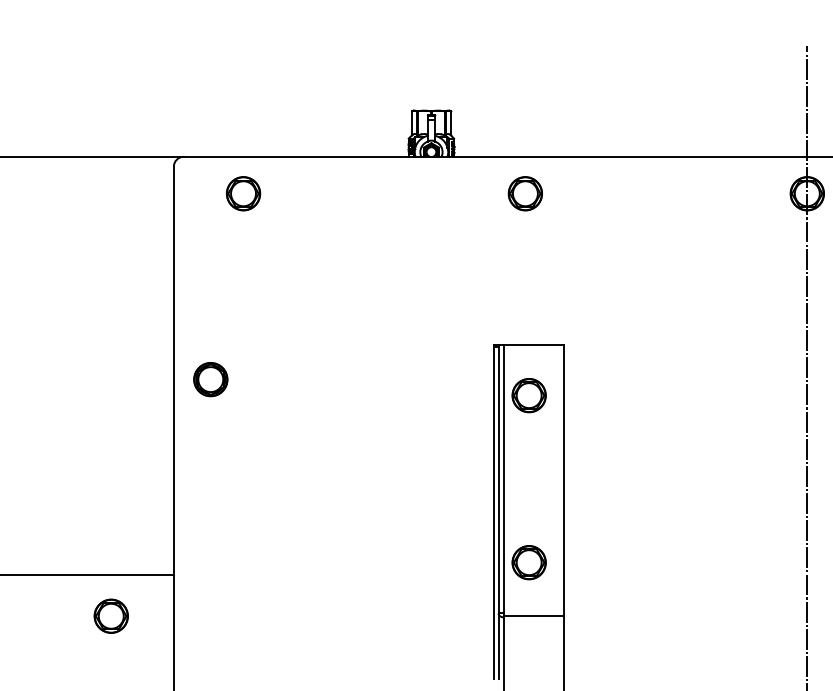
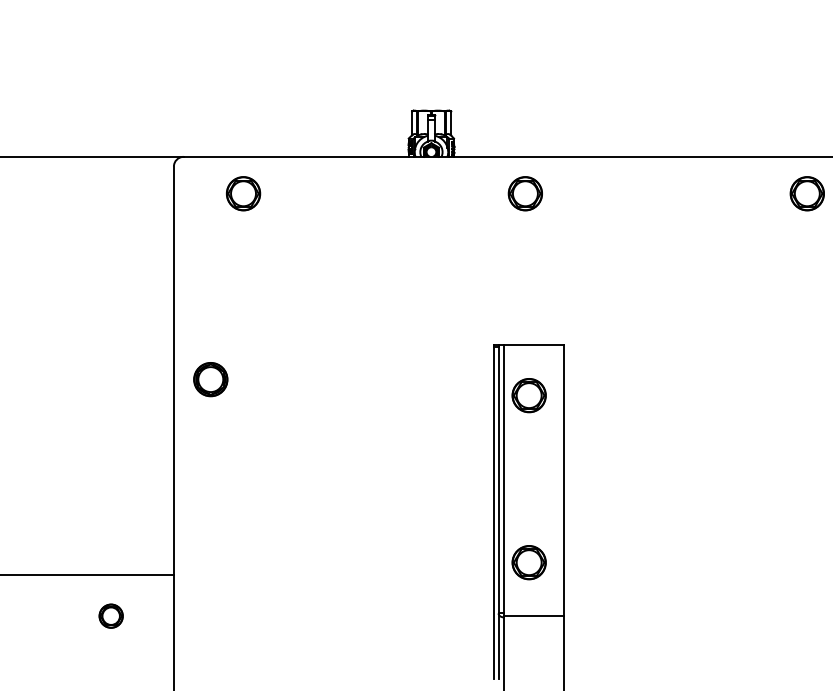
line: present -> none (807, 366)
part size: 36x36 px -> 26x26 px (110, 615)
